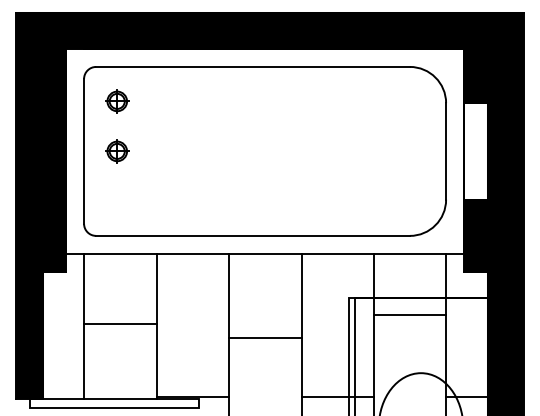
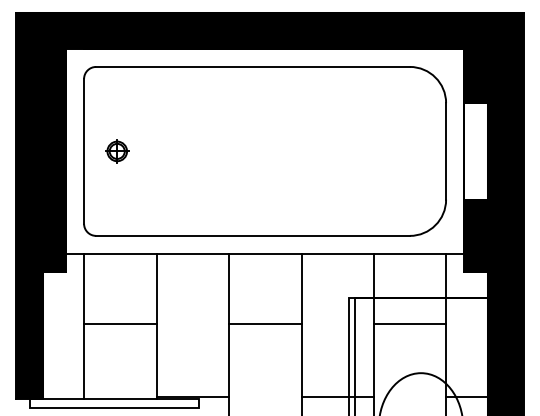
part: present -> none (117, 101)
line position: (410, 315) -> (410, 324) (410, 324)
line position: (265, 338) -> (265, 324) (265, 324)
